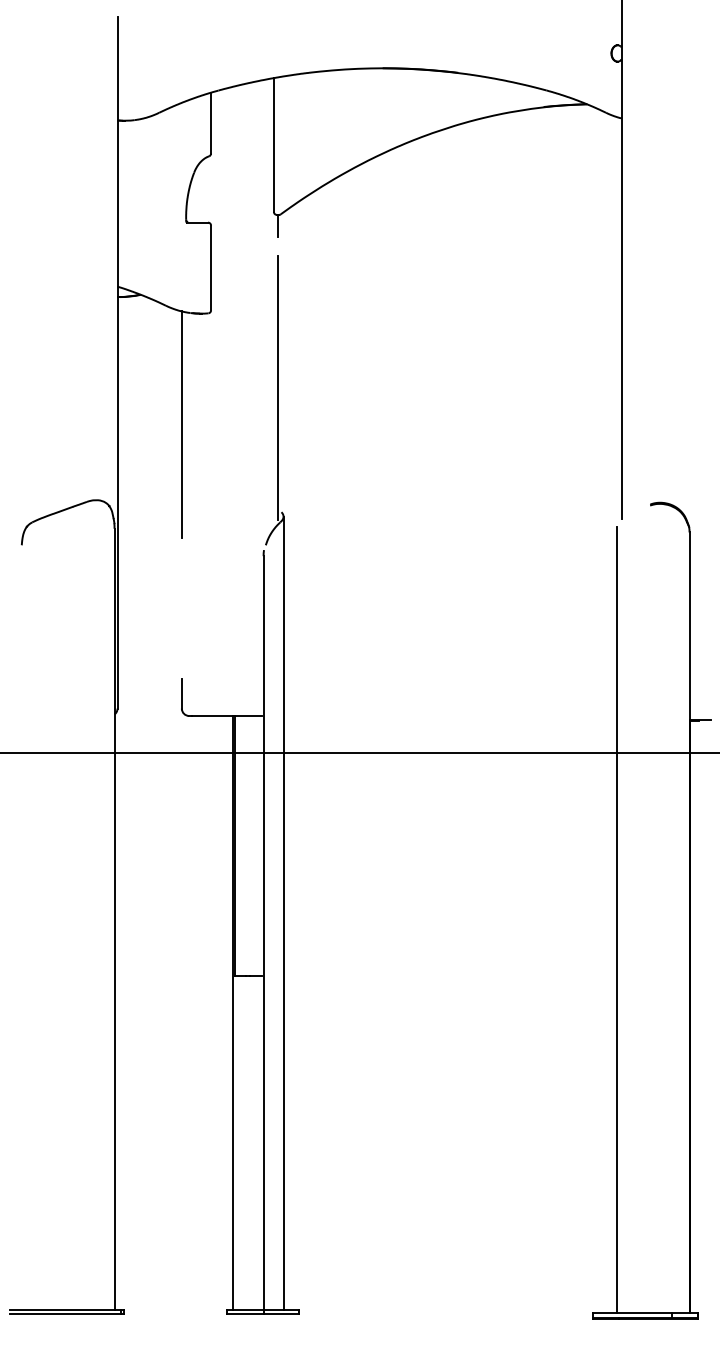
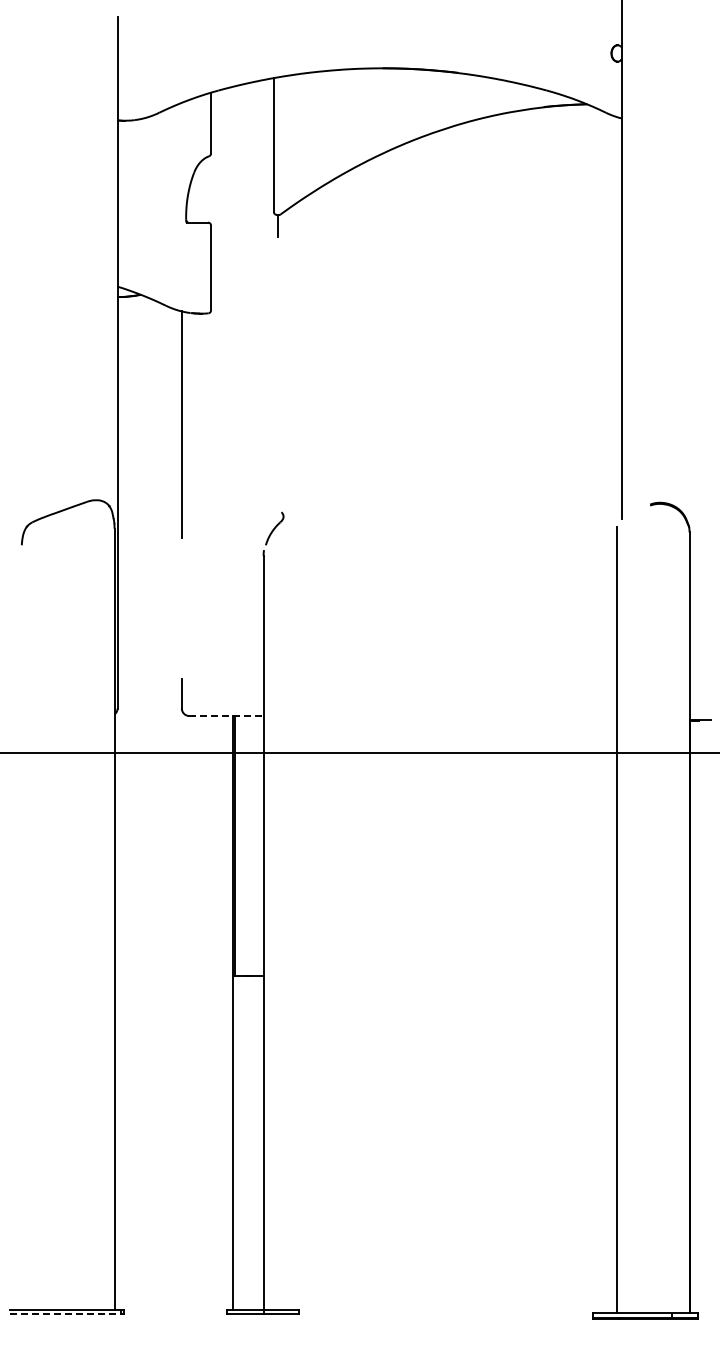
line: present -> none (278, 387)
line: solid -> dashed (226, 716)
line: present -> none (283, 912)
line: solid -> dashed (66, 1314)
